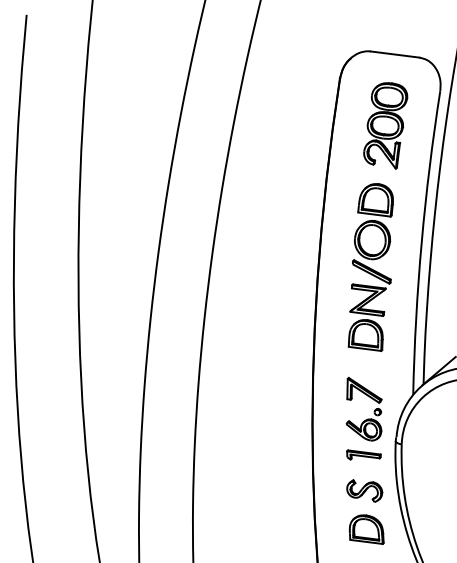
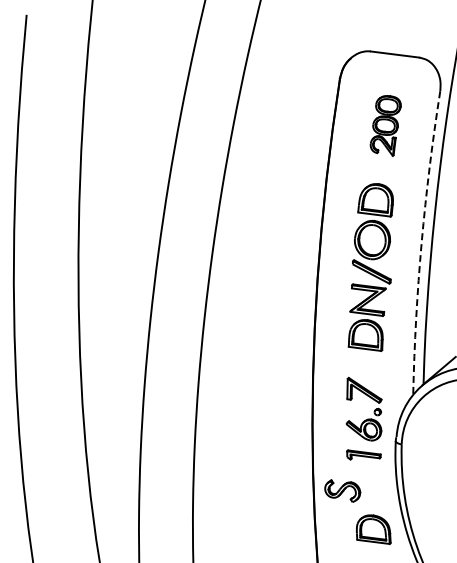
part size: 46x88 px -> 33x62 px (385, 125)
arc: solid -> dashed (421, 242)
part position: (364, 490) -> (342, 490) (342, 490)
part position: (366, 529) -> (373, 529) (373, 529)
